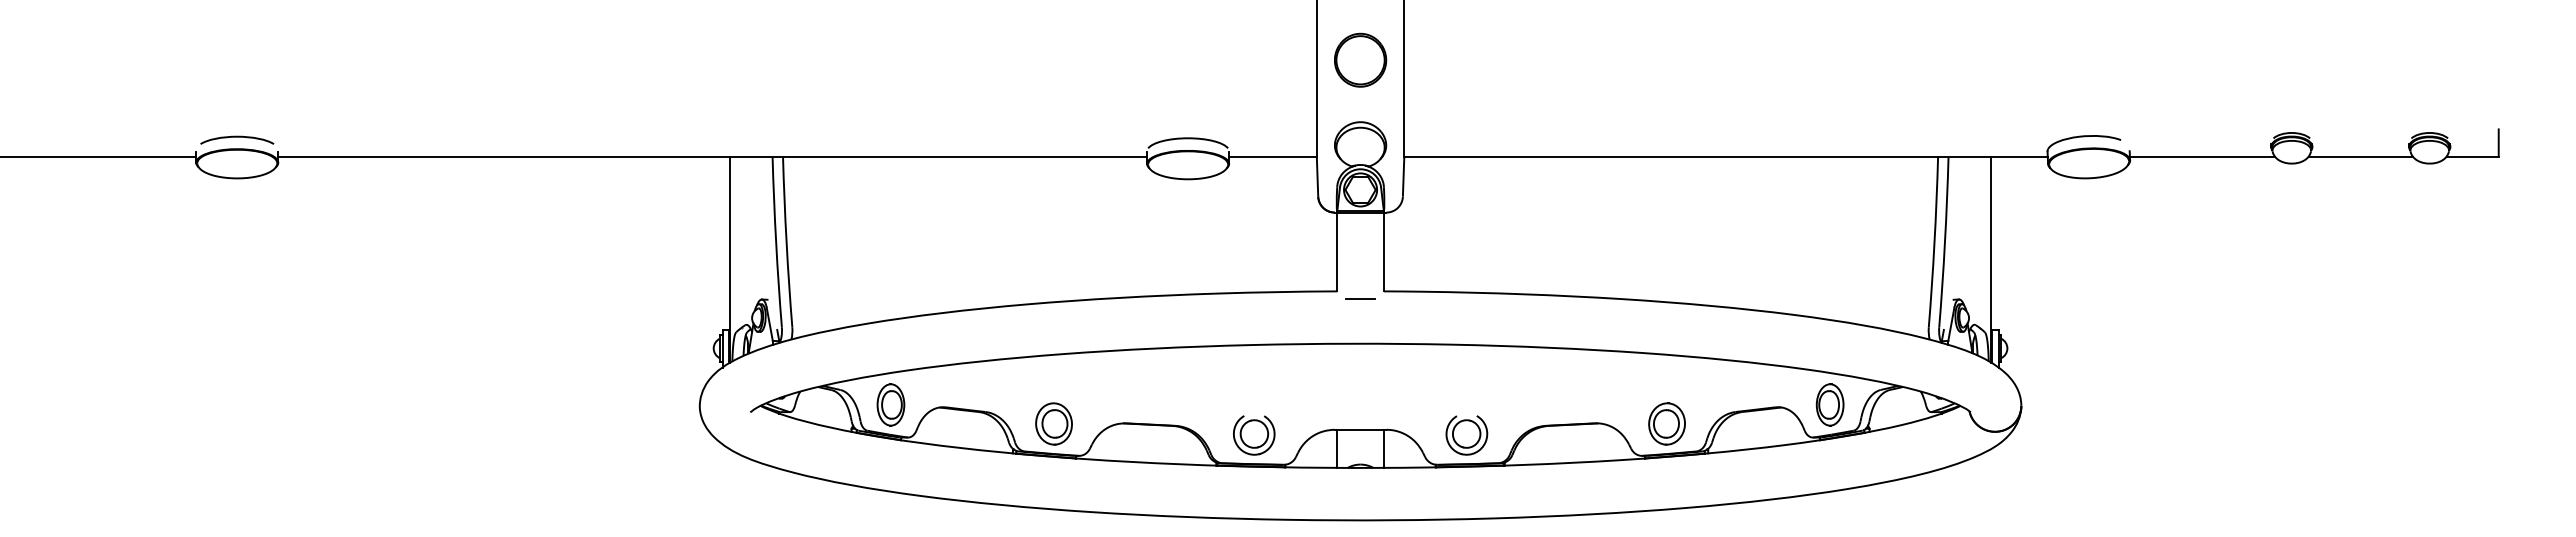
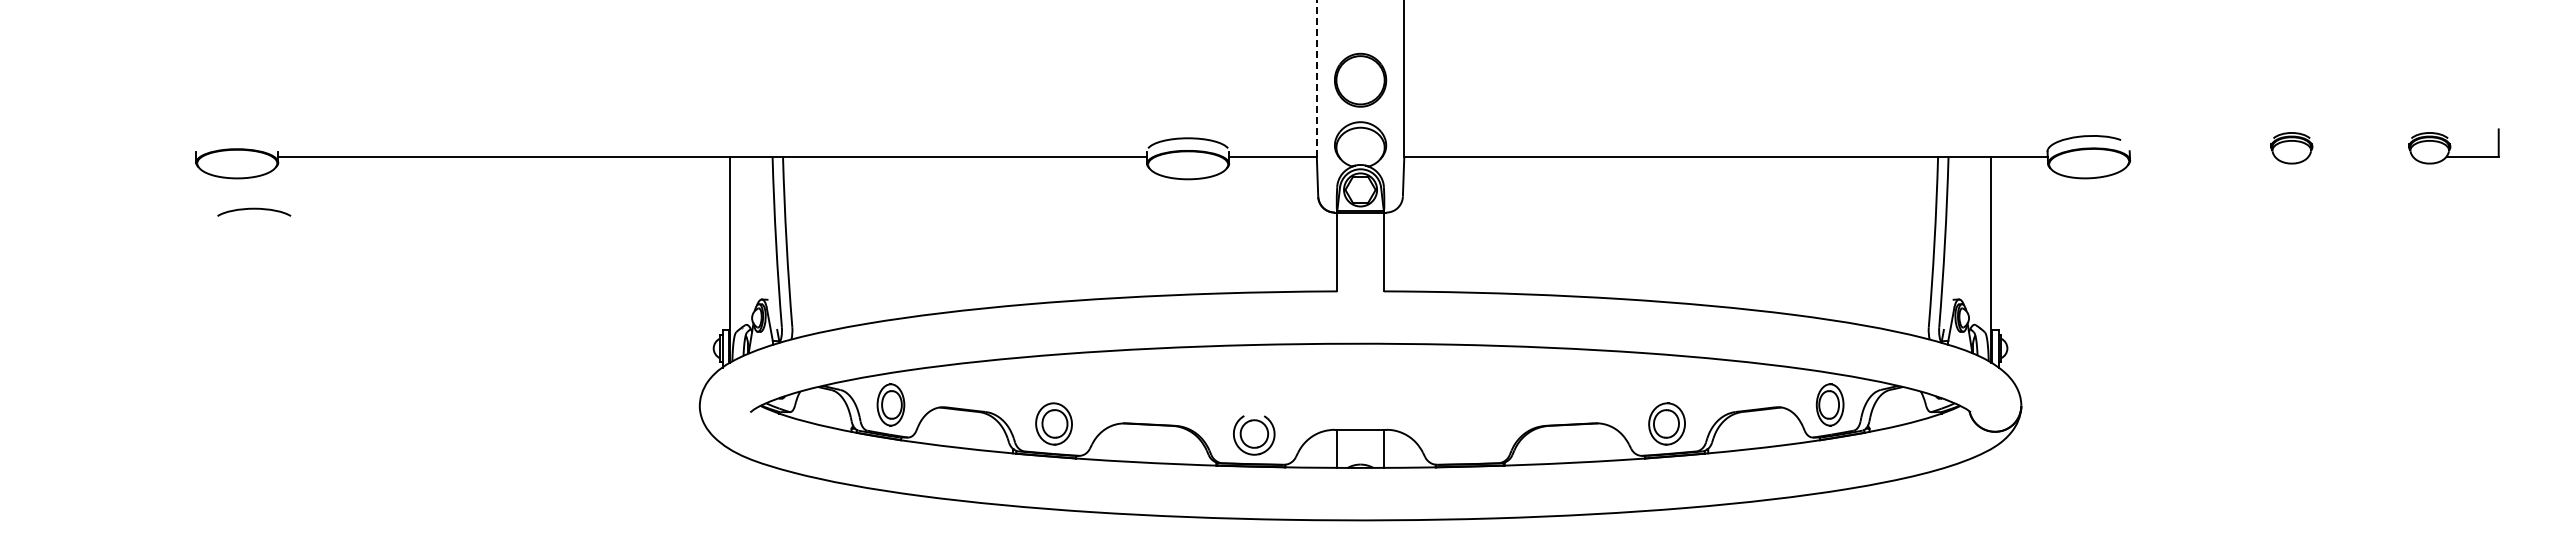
part position: (1360, 59) -> (1360, 79) (1360, 79)
line: solid -> dashed (1316, 79)
curve position: (237, 137) -> (254, 209) (254, 209)
line: present -> none (99, 156)
line: present -> none (2201, 156)
line: present -> none (2360, 156)
line: present -> none (1360, 298)
part: present -> none (1466, 435)
